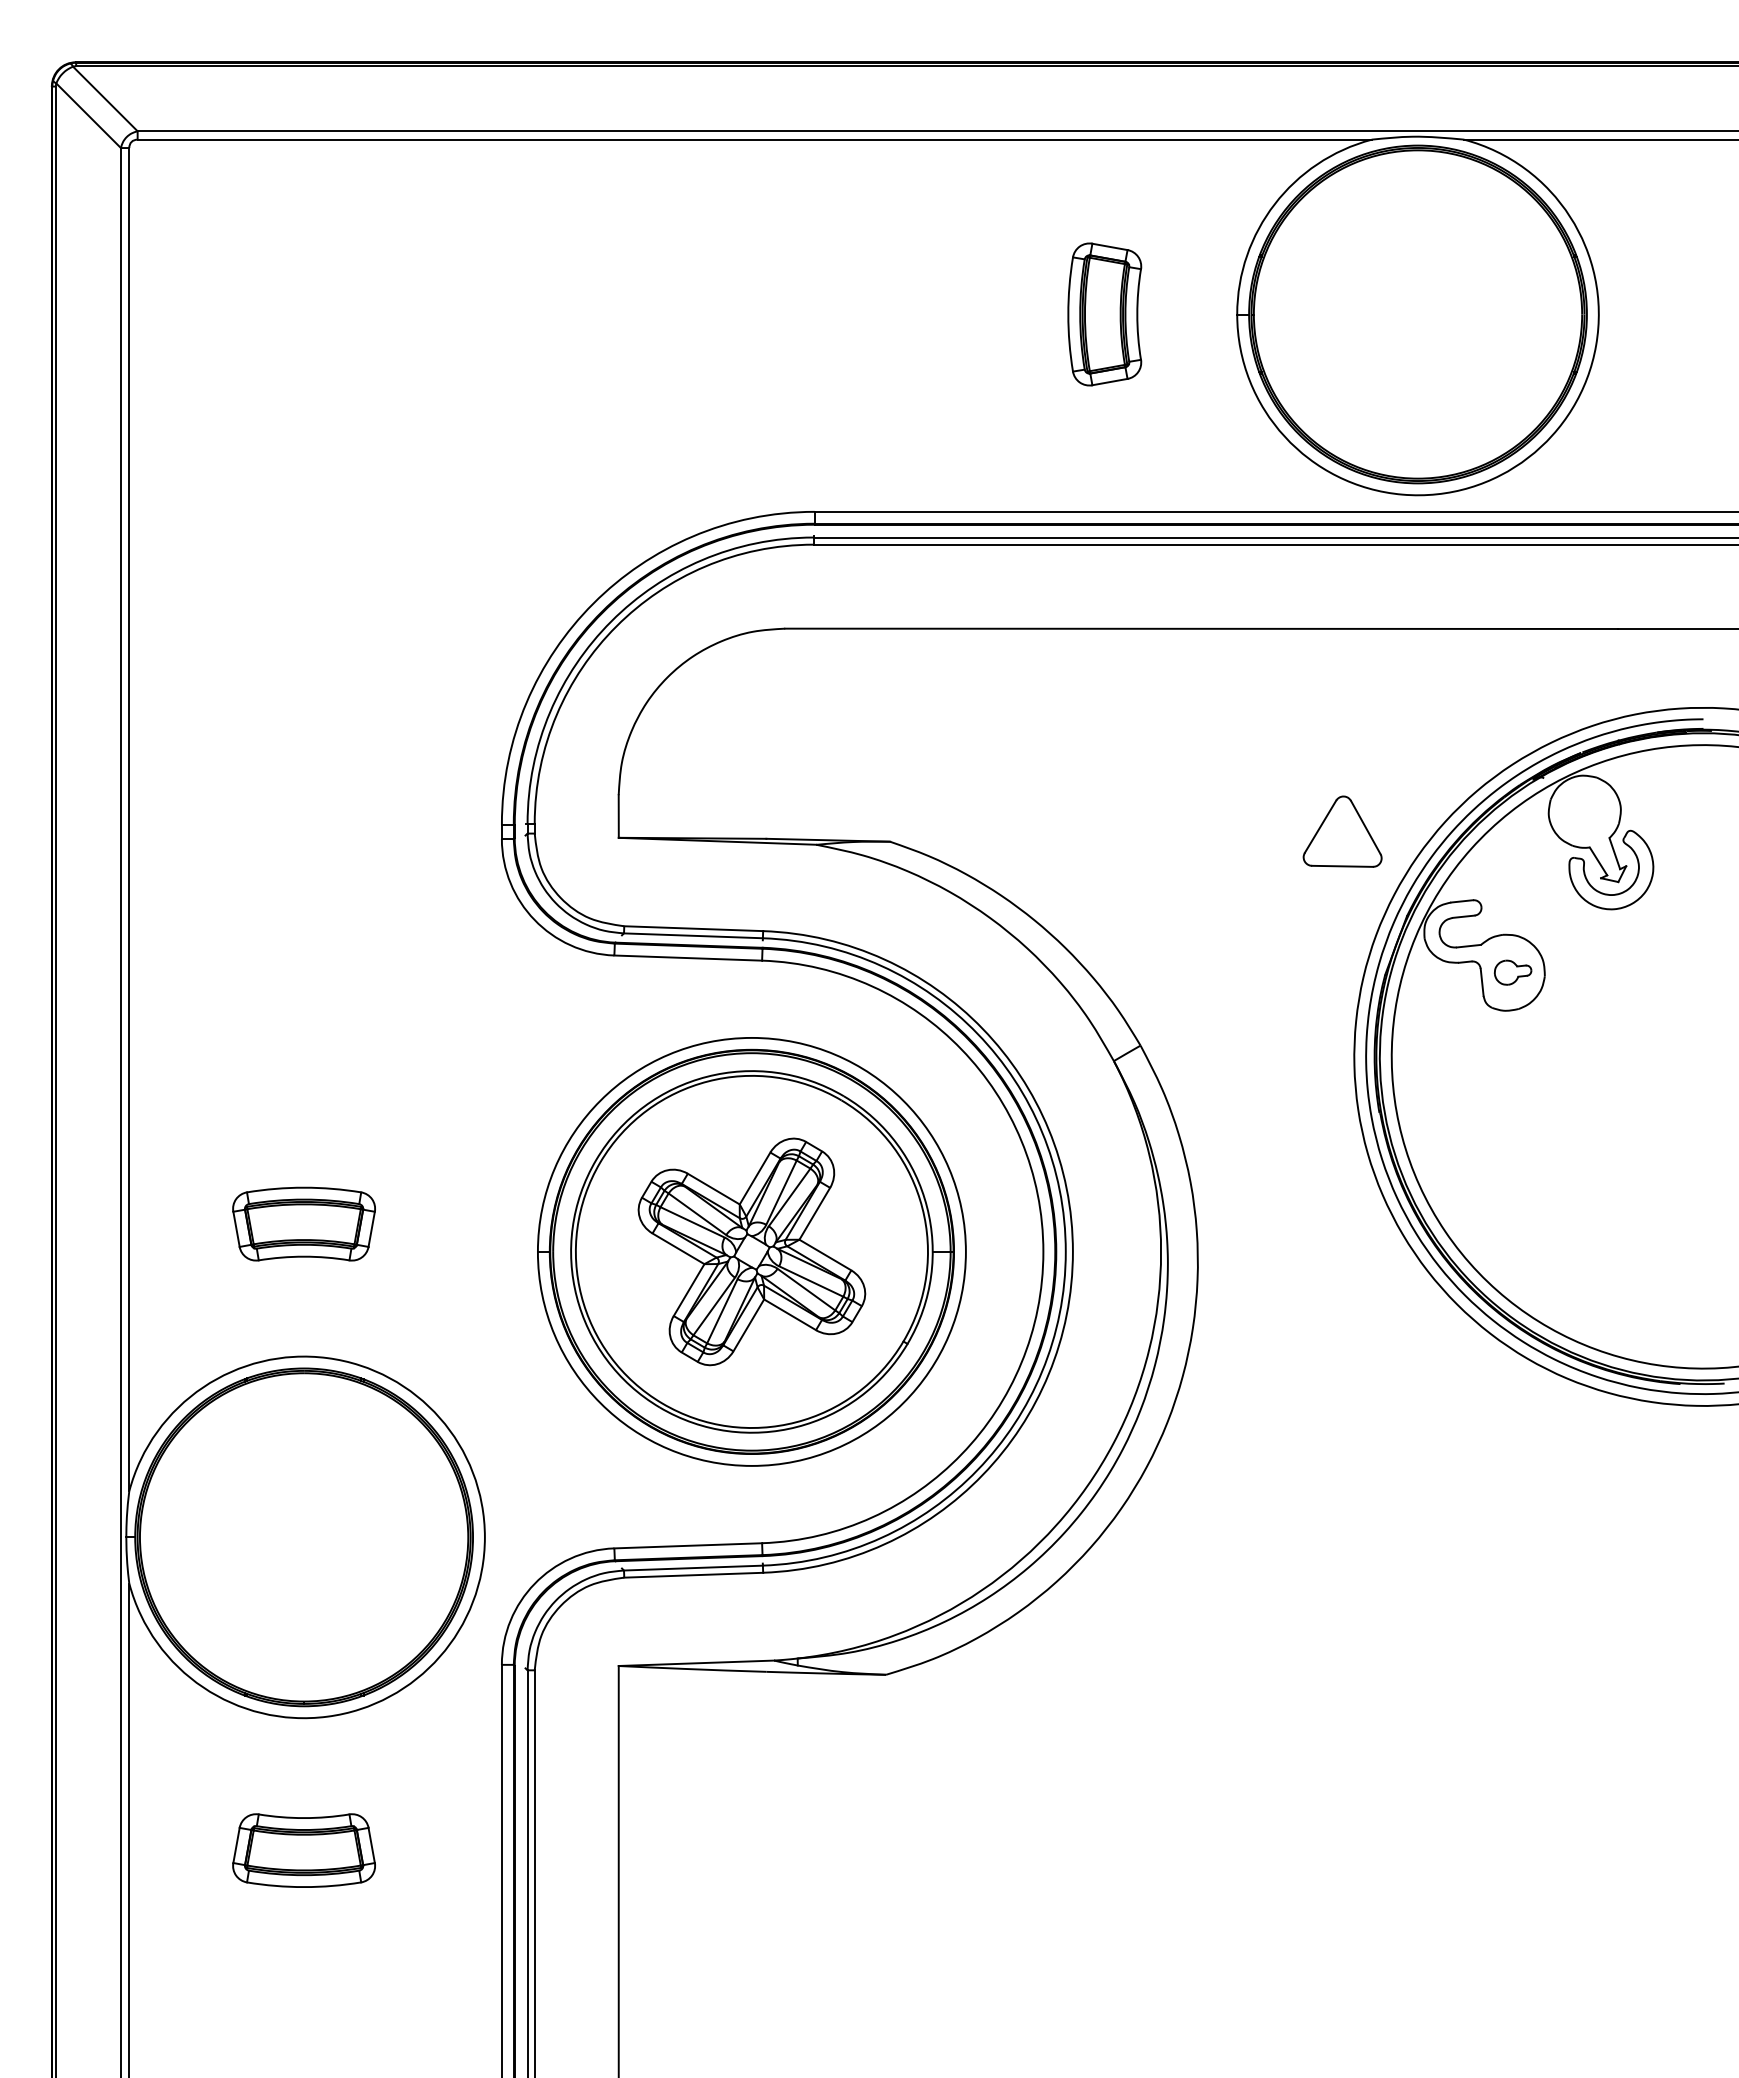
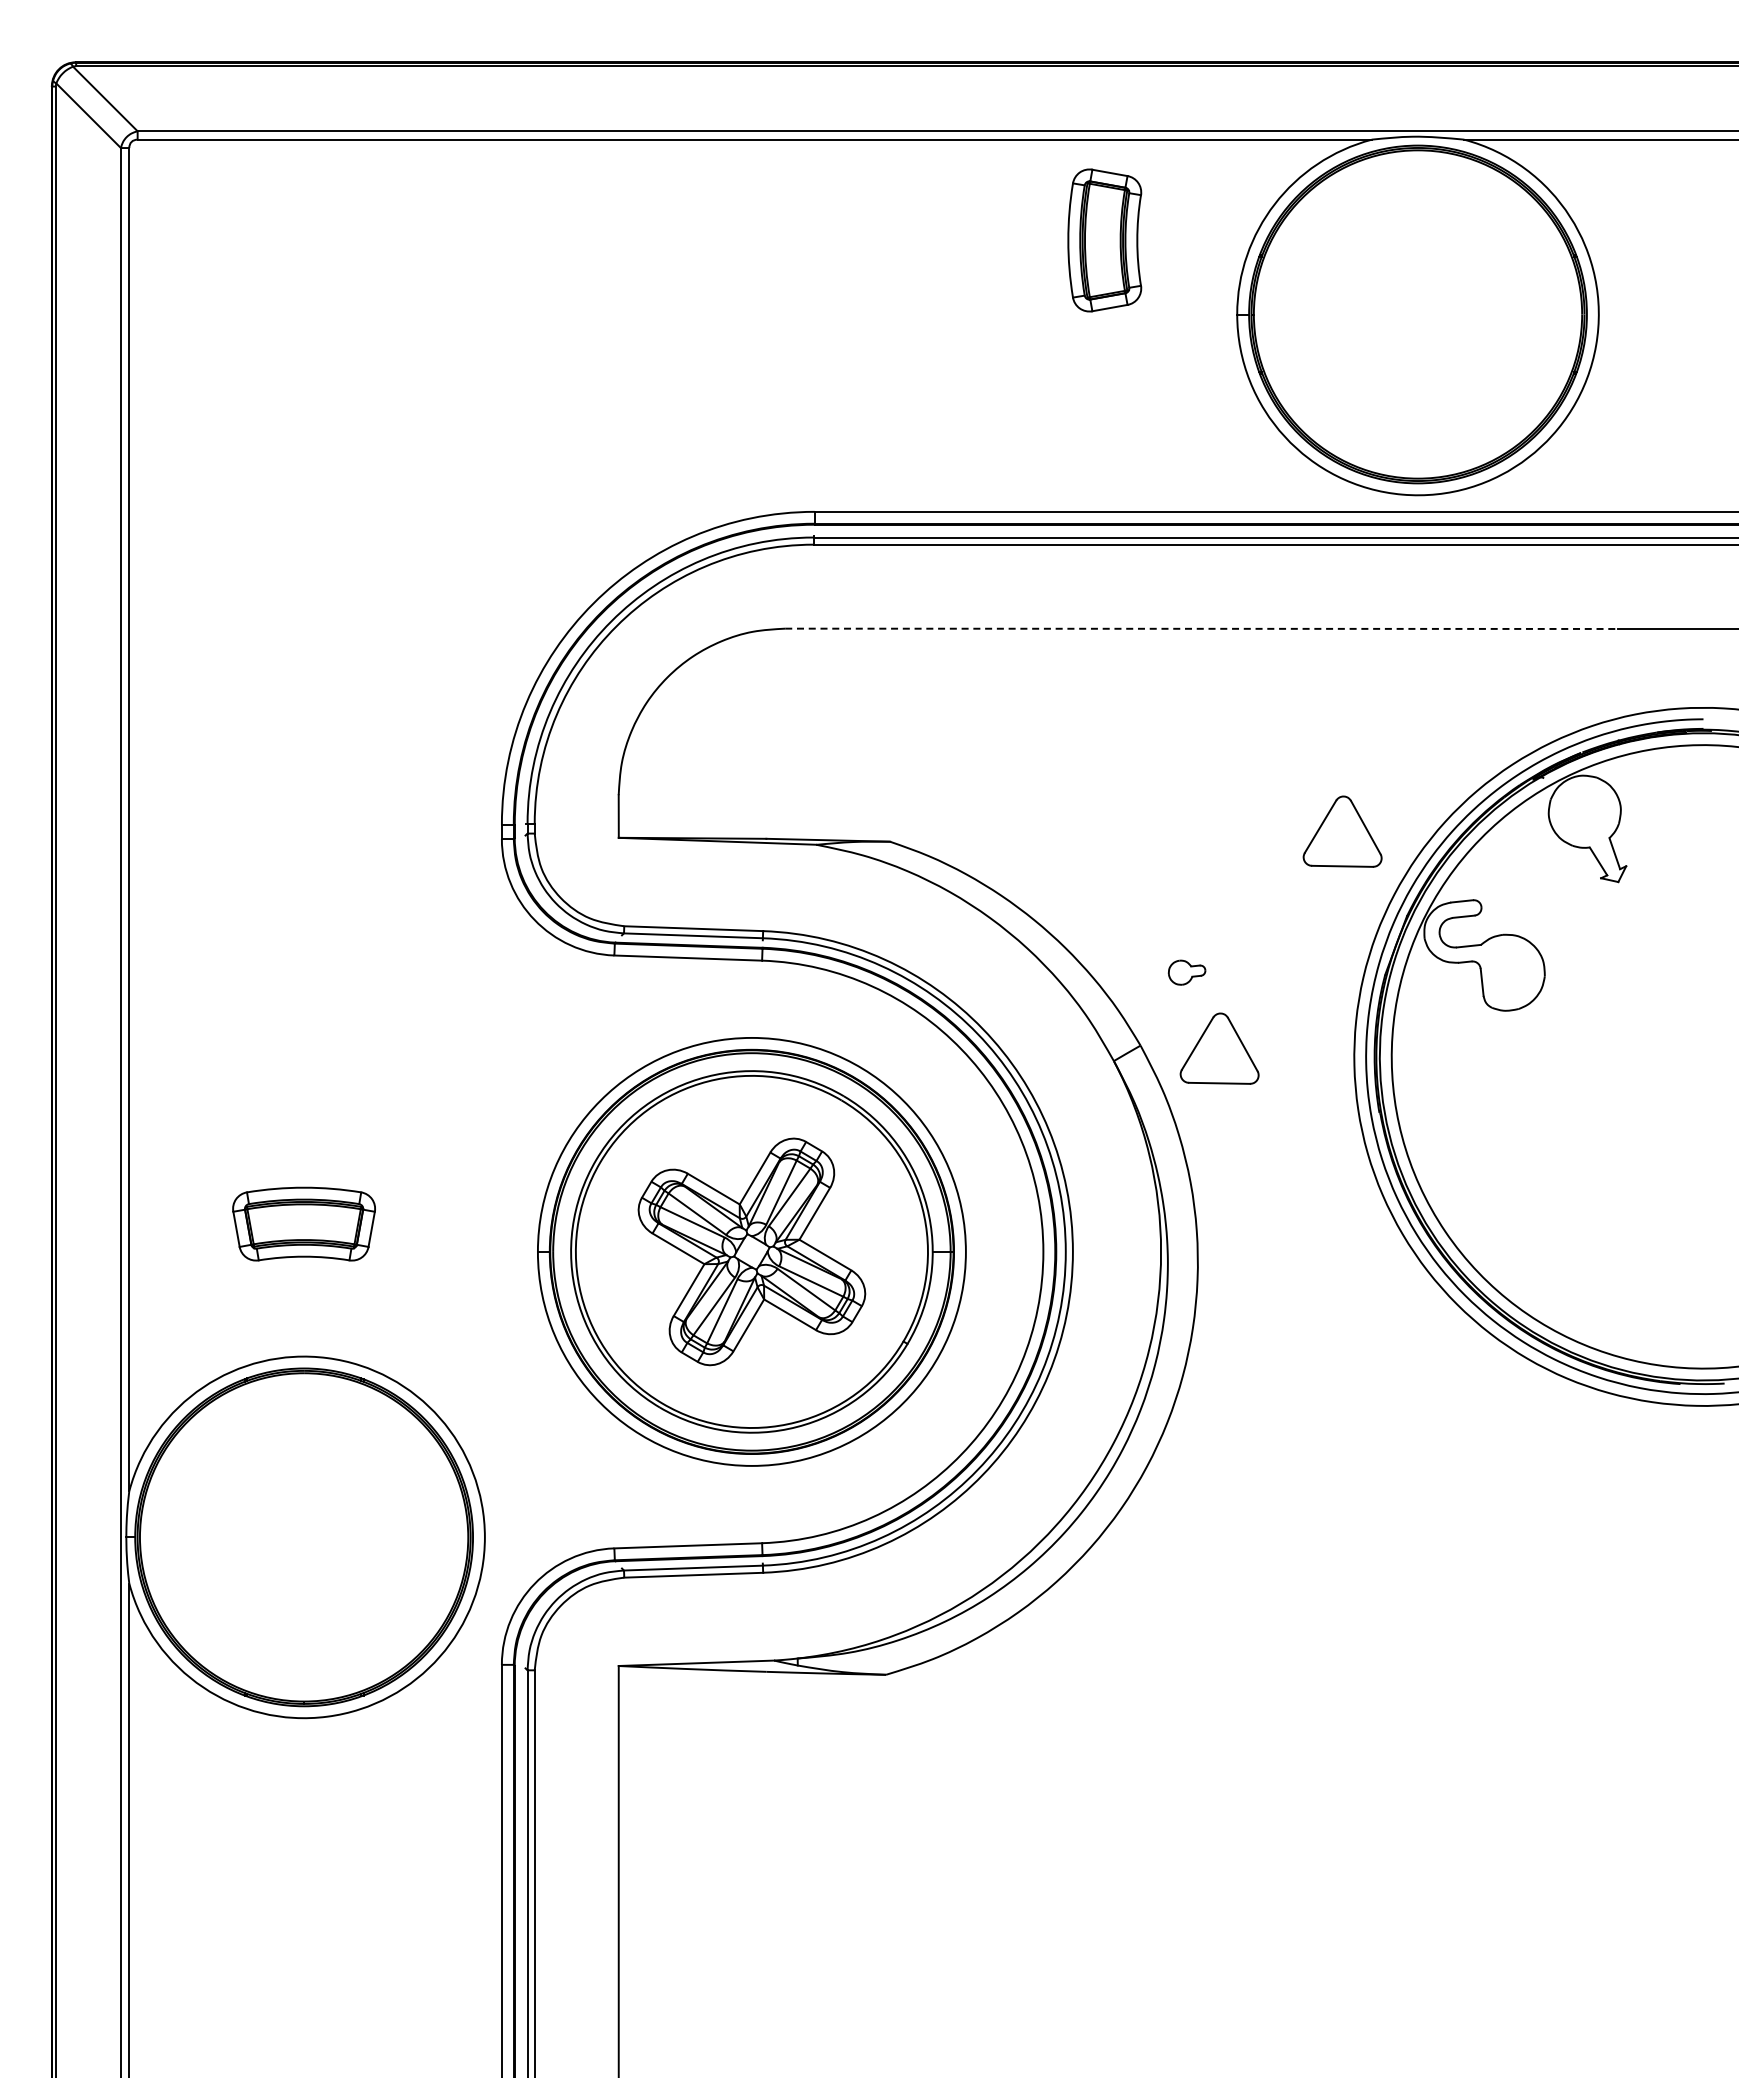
part position: (1104, 314) -> (1104, 240) (1104, 240)
line: solid -> dashed (1201, 628)
part: present -> none (1607, 893)
part position: (1512, 972) -> (1186, 972) (1186, 972)
part: none -> present (1219, 1048)
part: present -> none (303, 1850)
